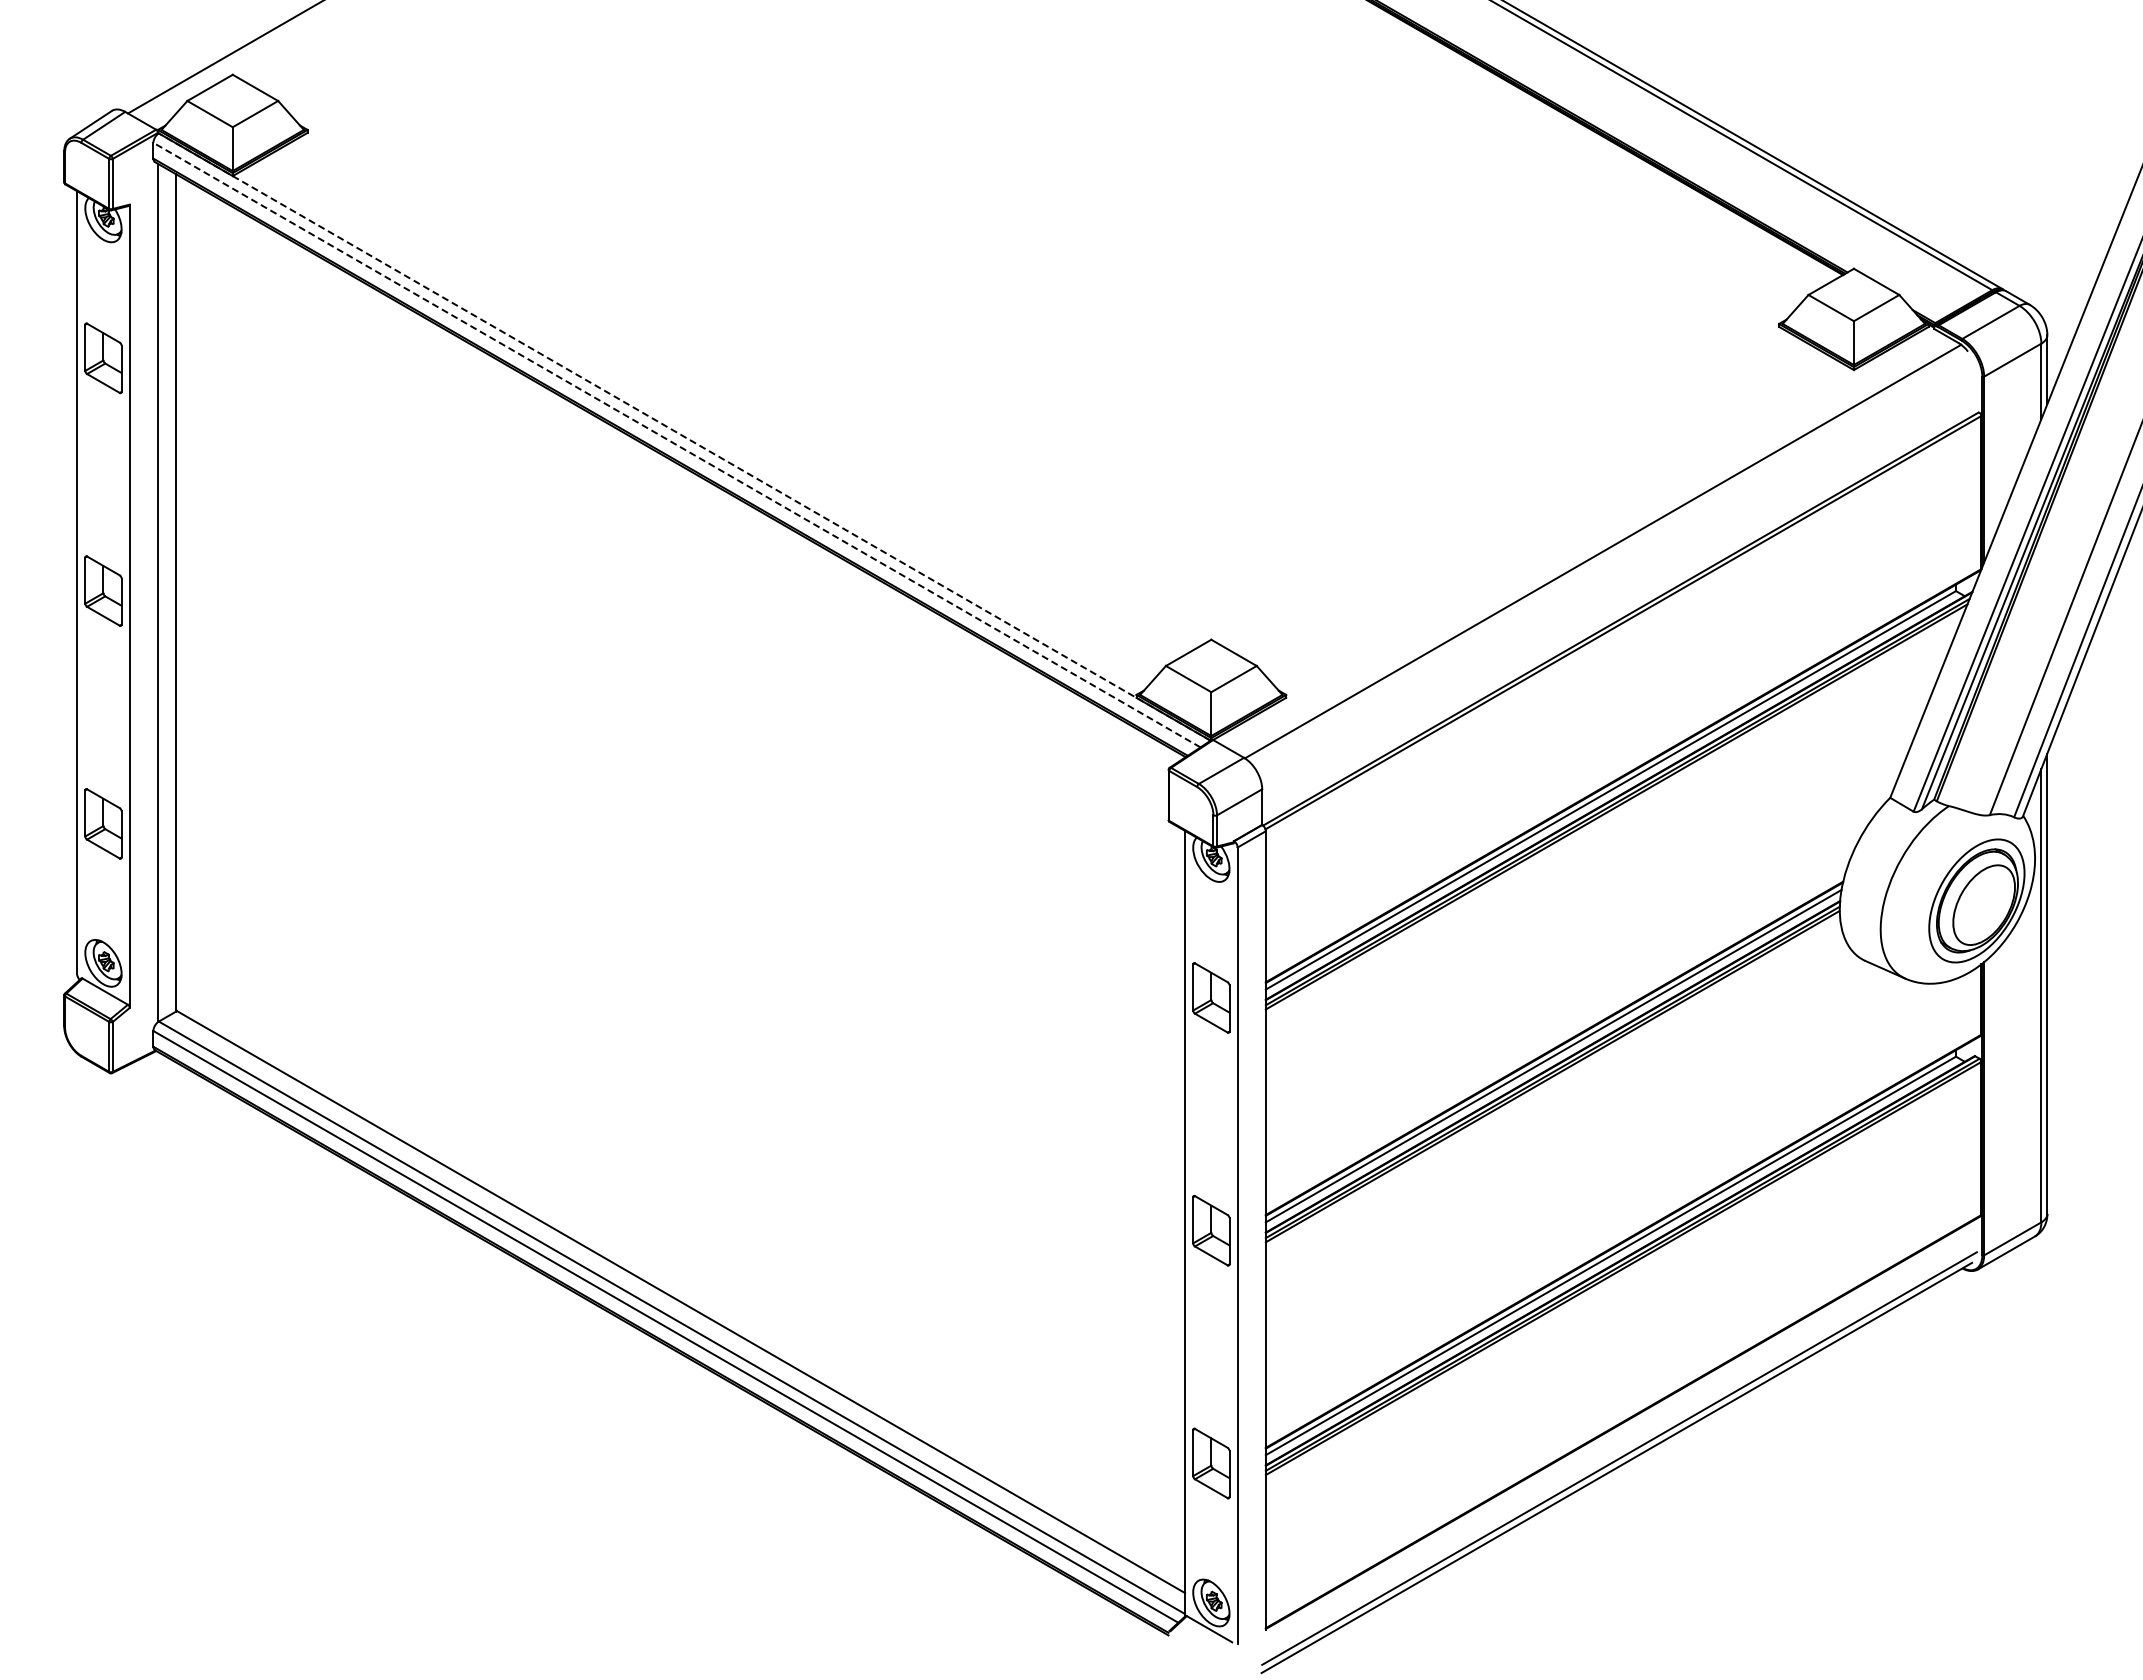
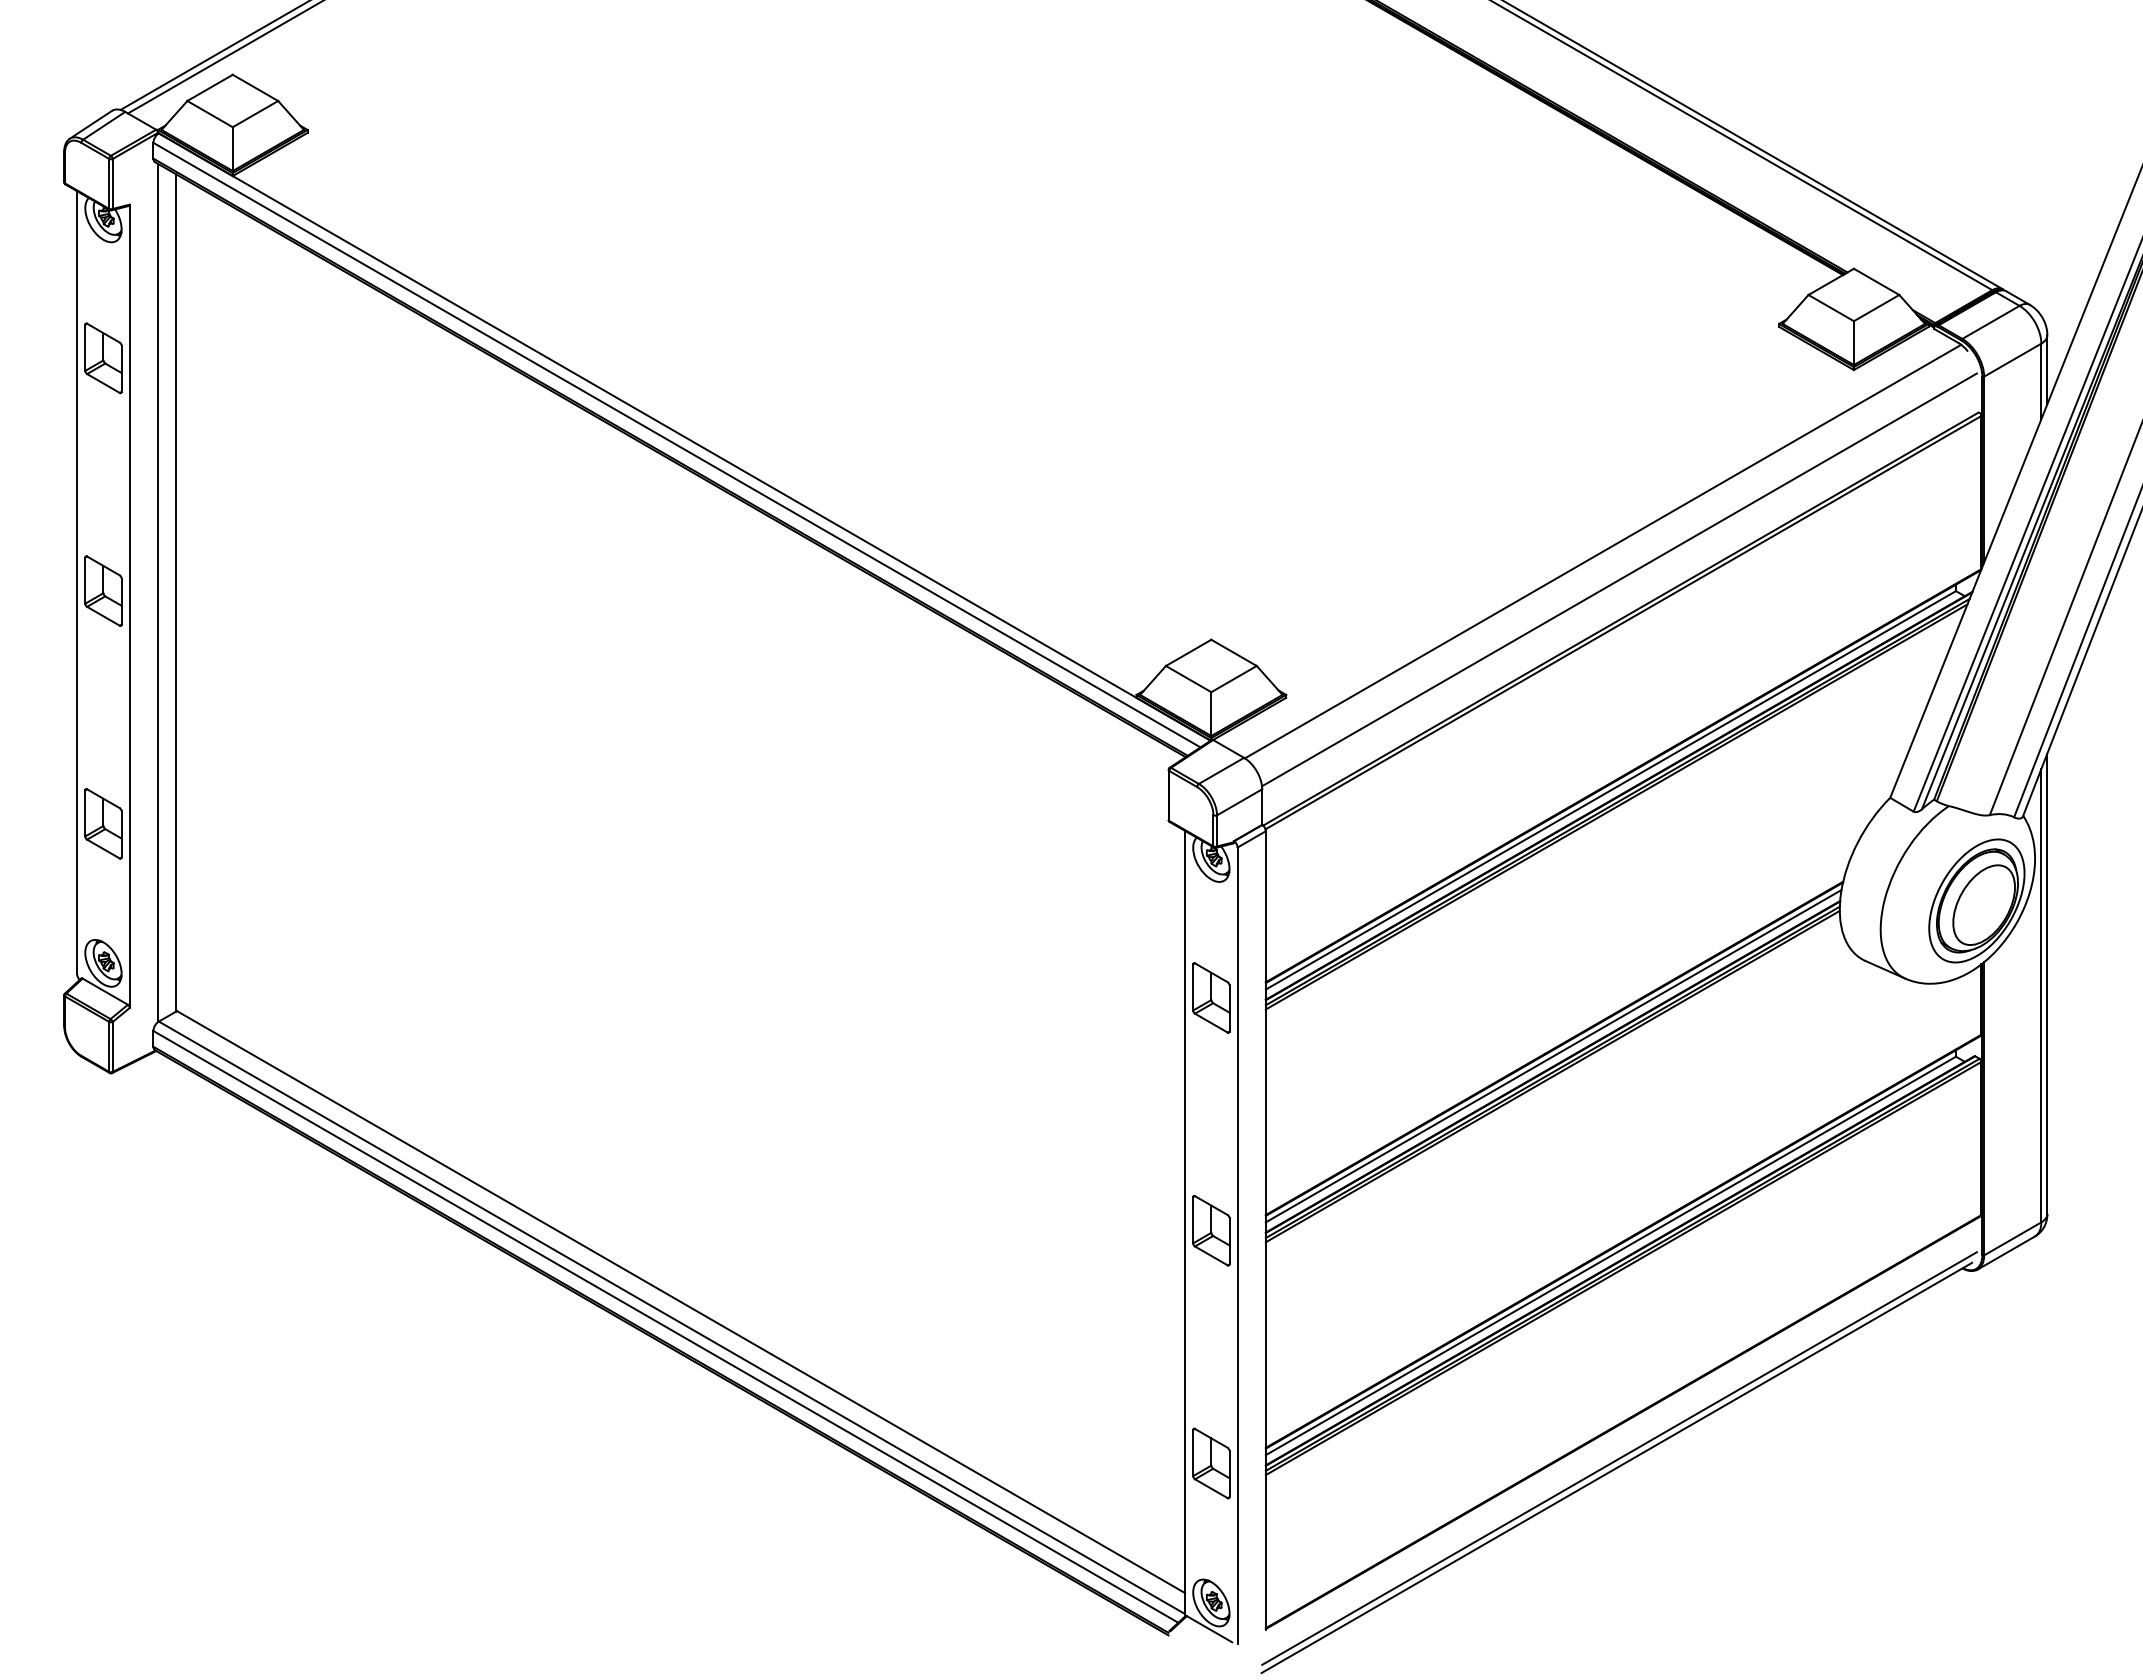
line: none -> present (213, 55)
line: dashed -> solid (684, 436)
line: dashed -> solid (676, 445)
line: none -> present (1619, 579)
